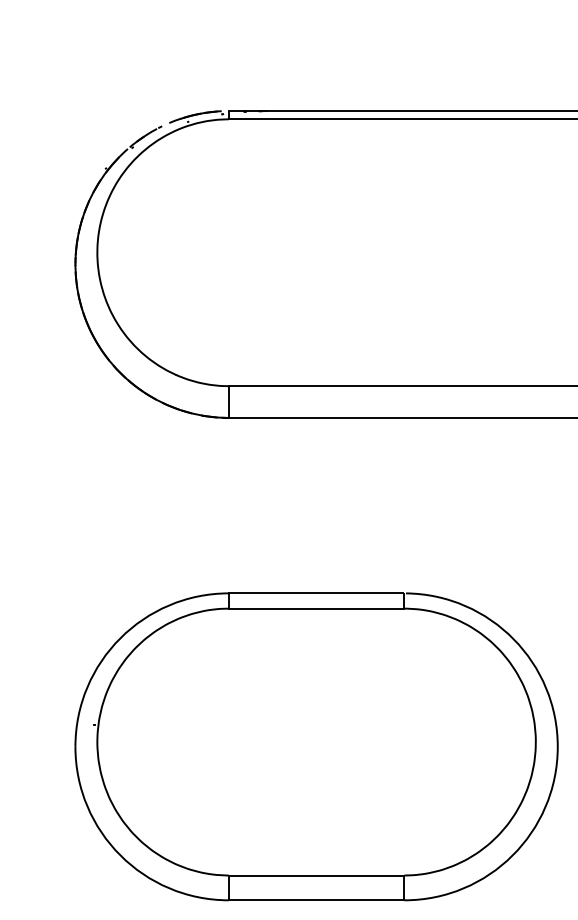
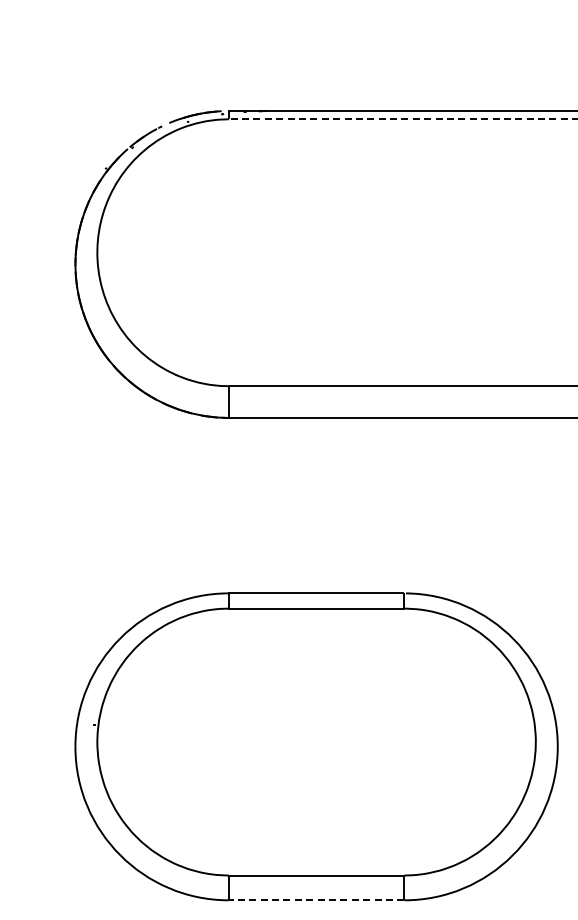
line: solid -> dashed (402, 119)
line: solid -> dashed (316, 900)
